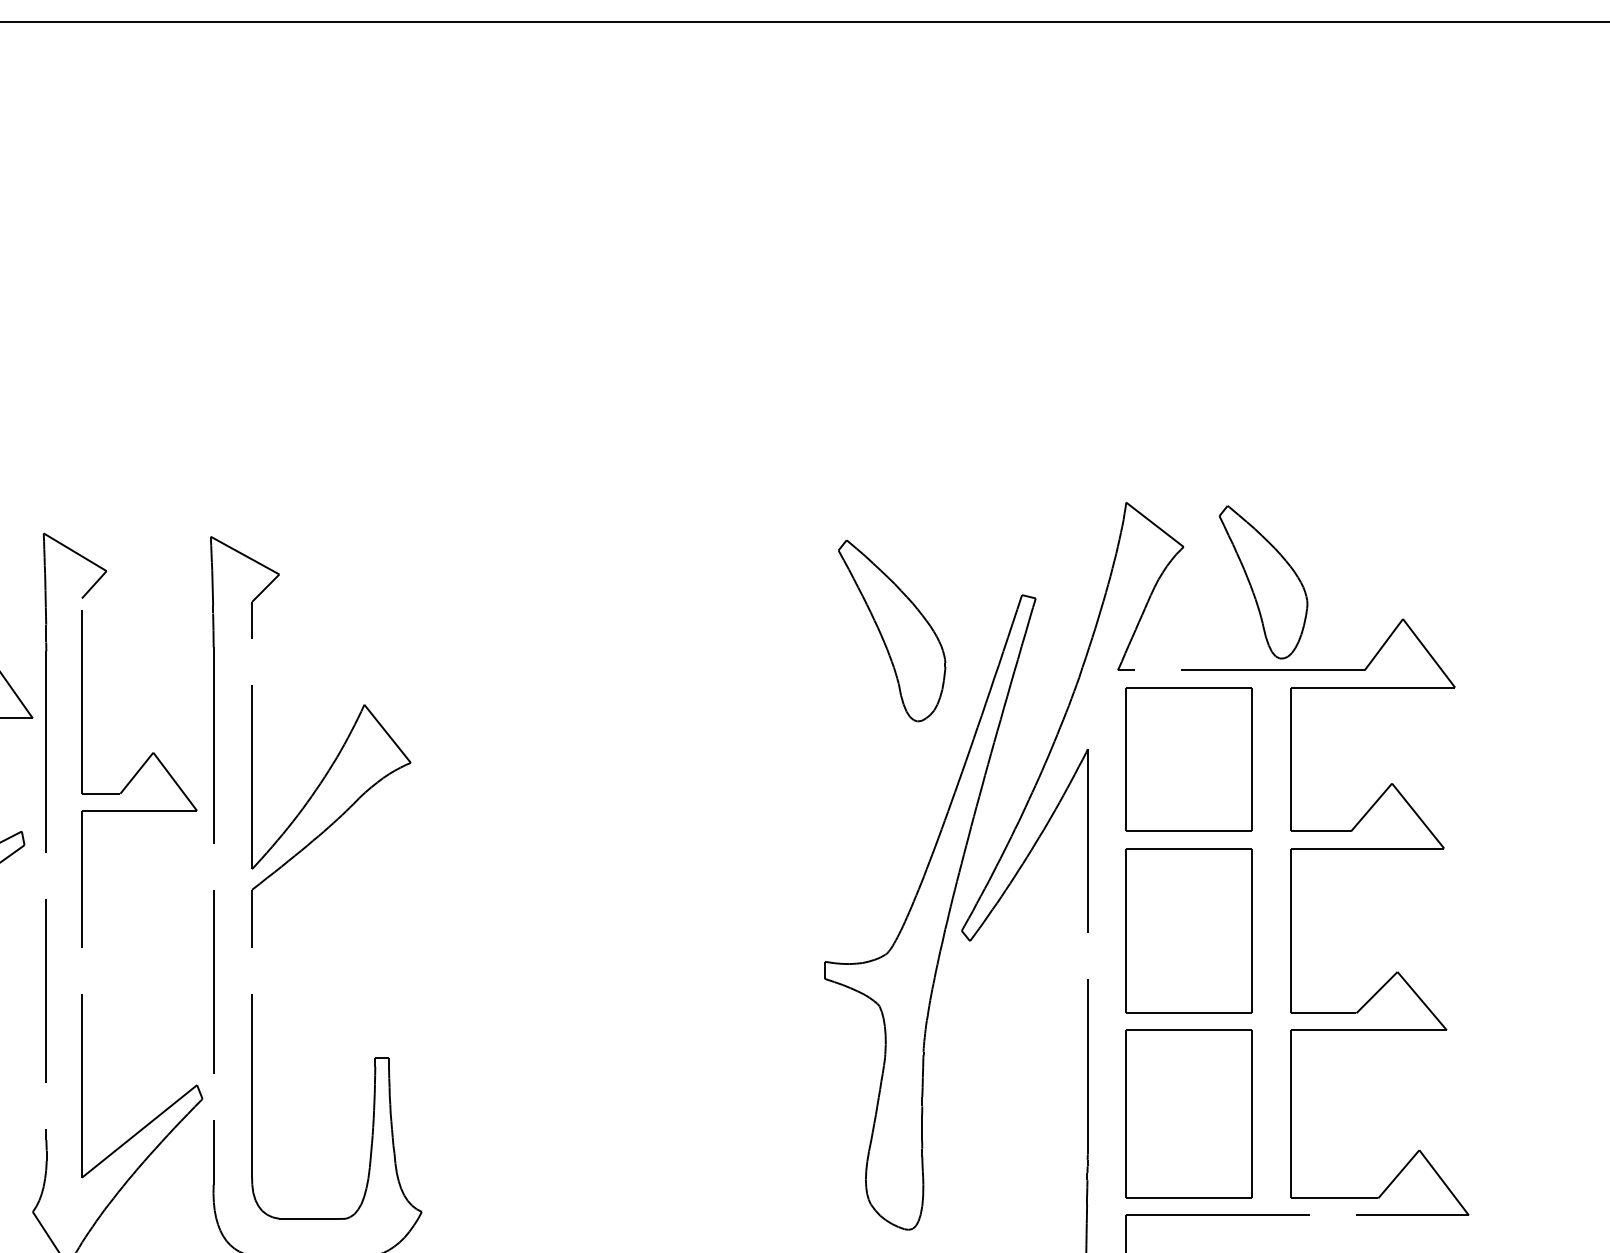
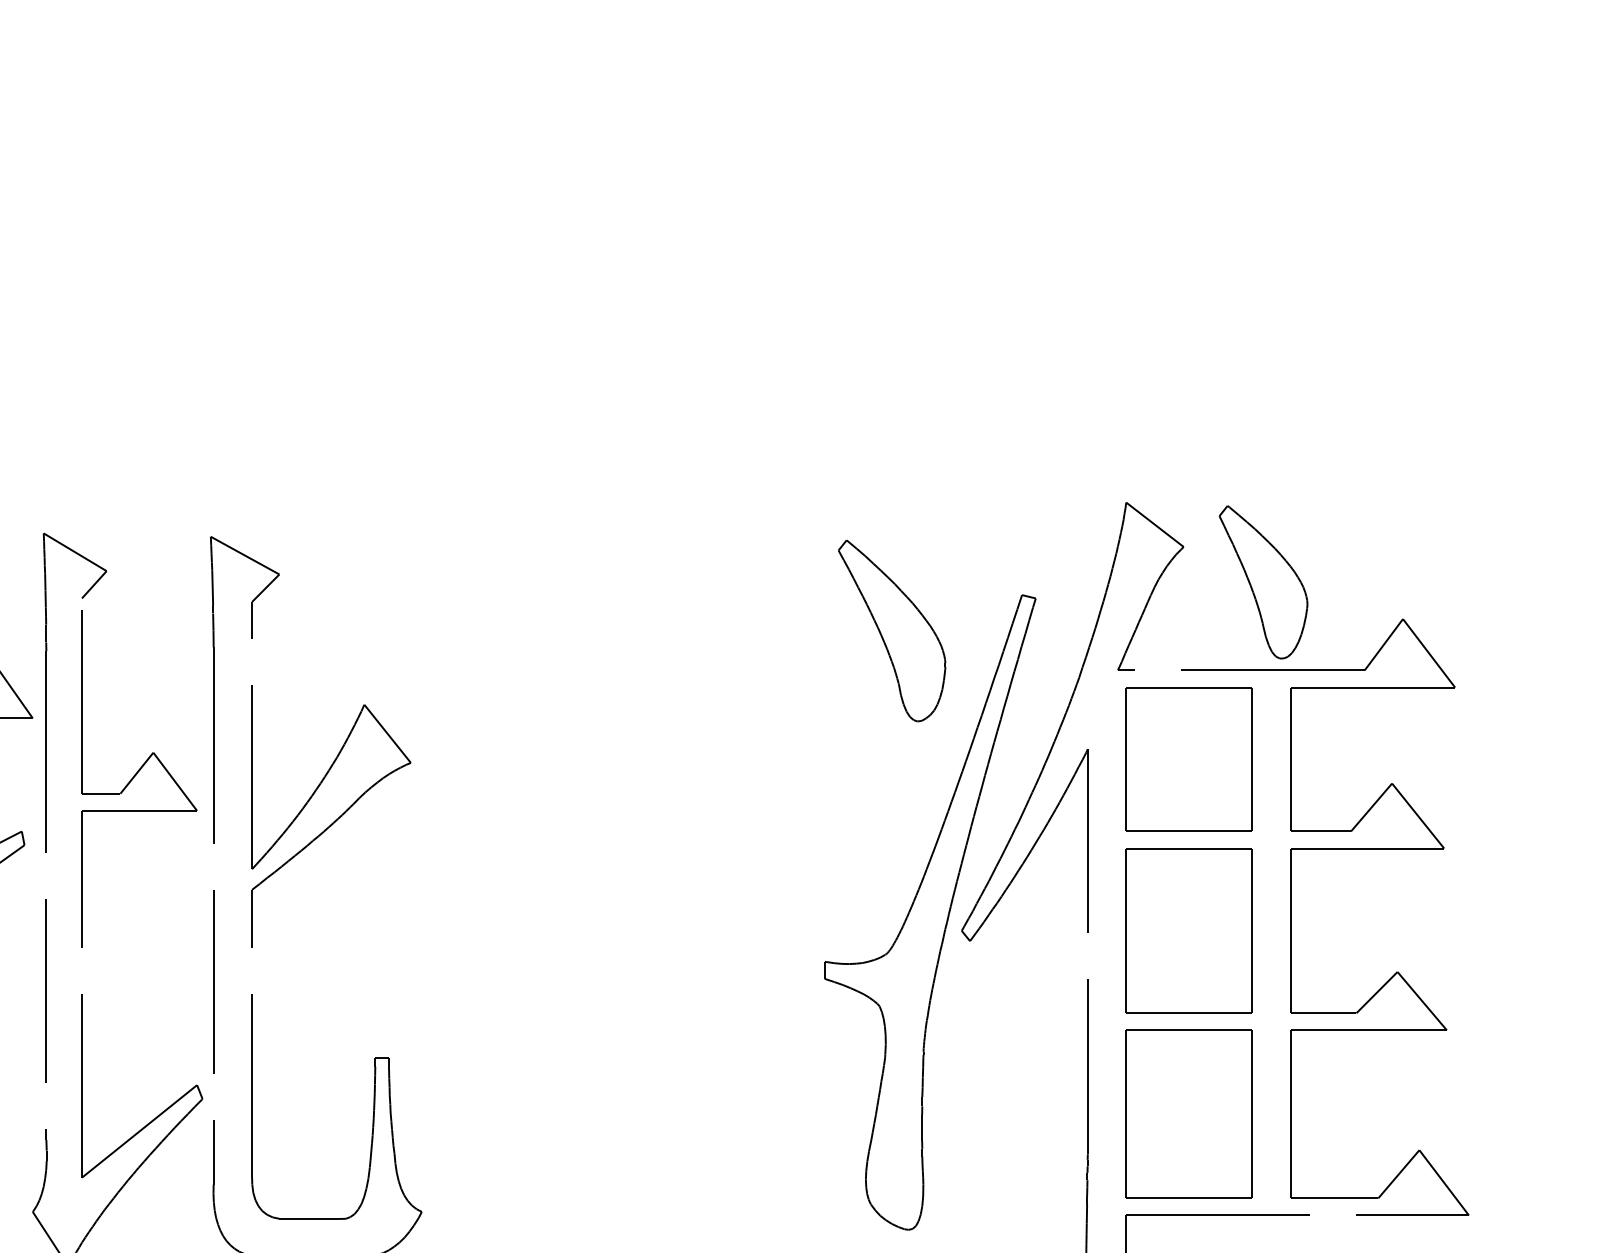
line: present -> none (804, 21)
